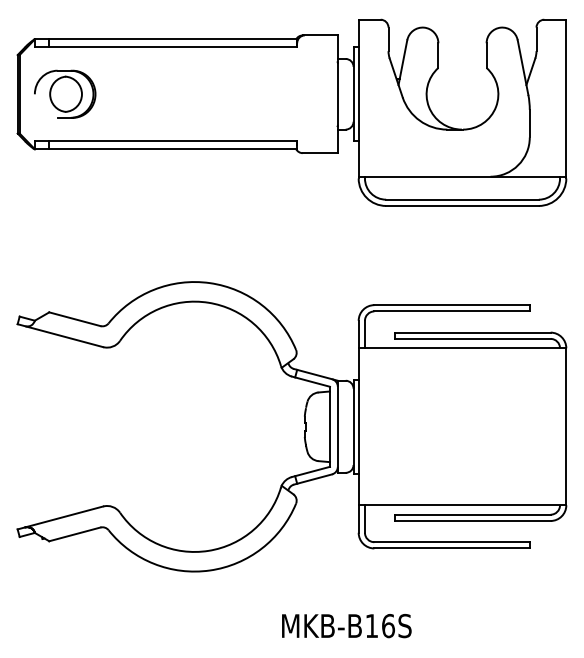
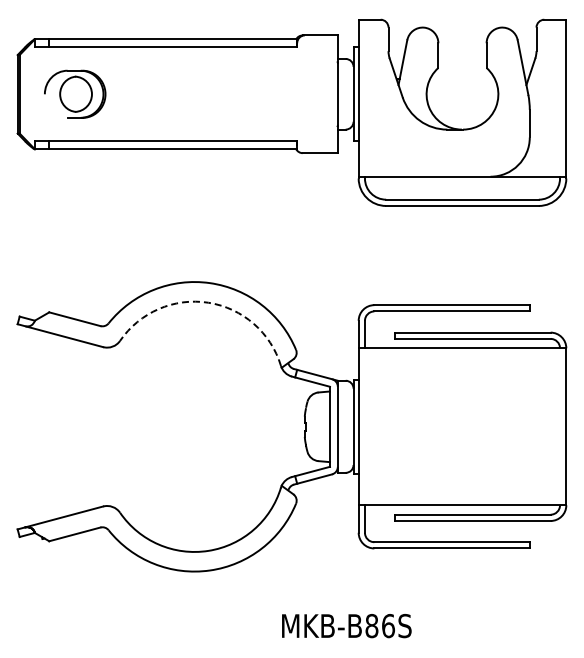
part position: (65, 93) -> (75, 93) (75, 93)
arc: solid -> dashed (208, 302)
text: MKB-B16S -> MKB-B86S (371, 626)
